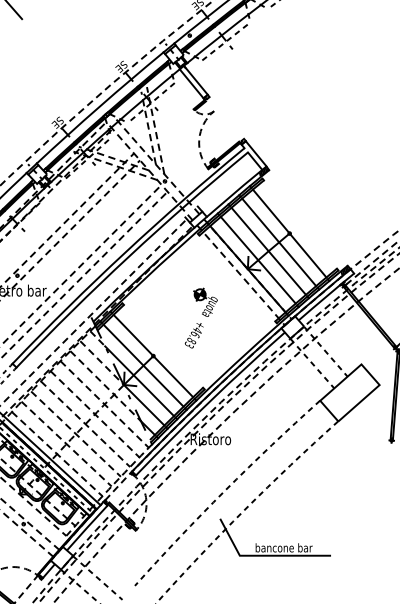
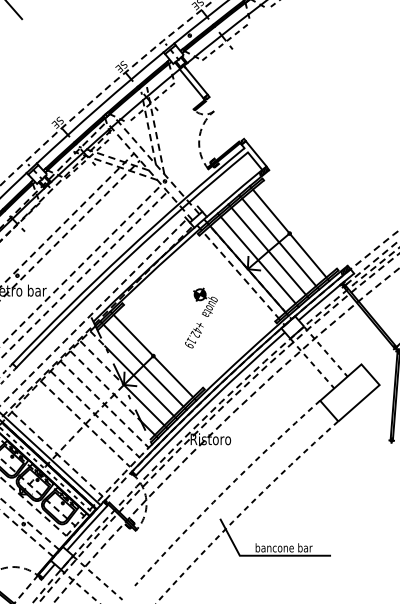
text: +46.83 -> +42.19 (191, 339)
line: present -> none (75, 433)
line: present -> none (66, 443)
